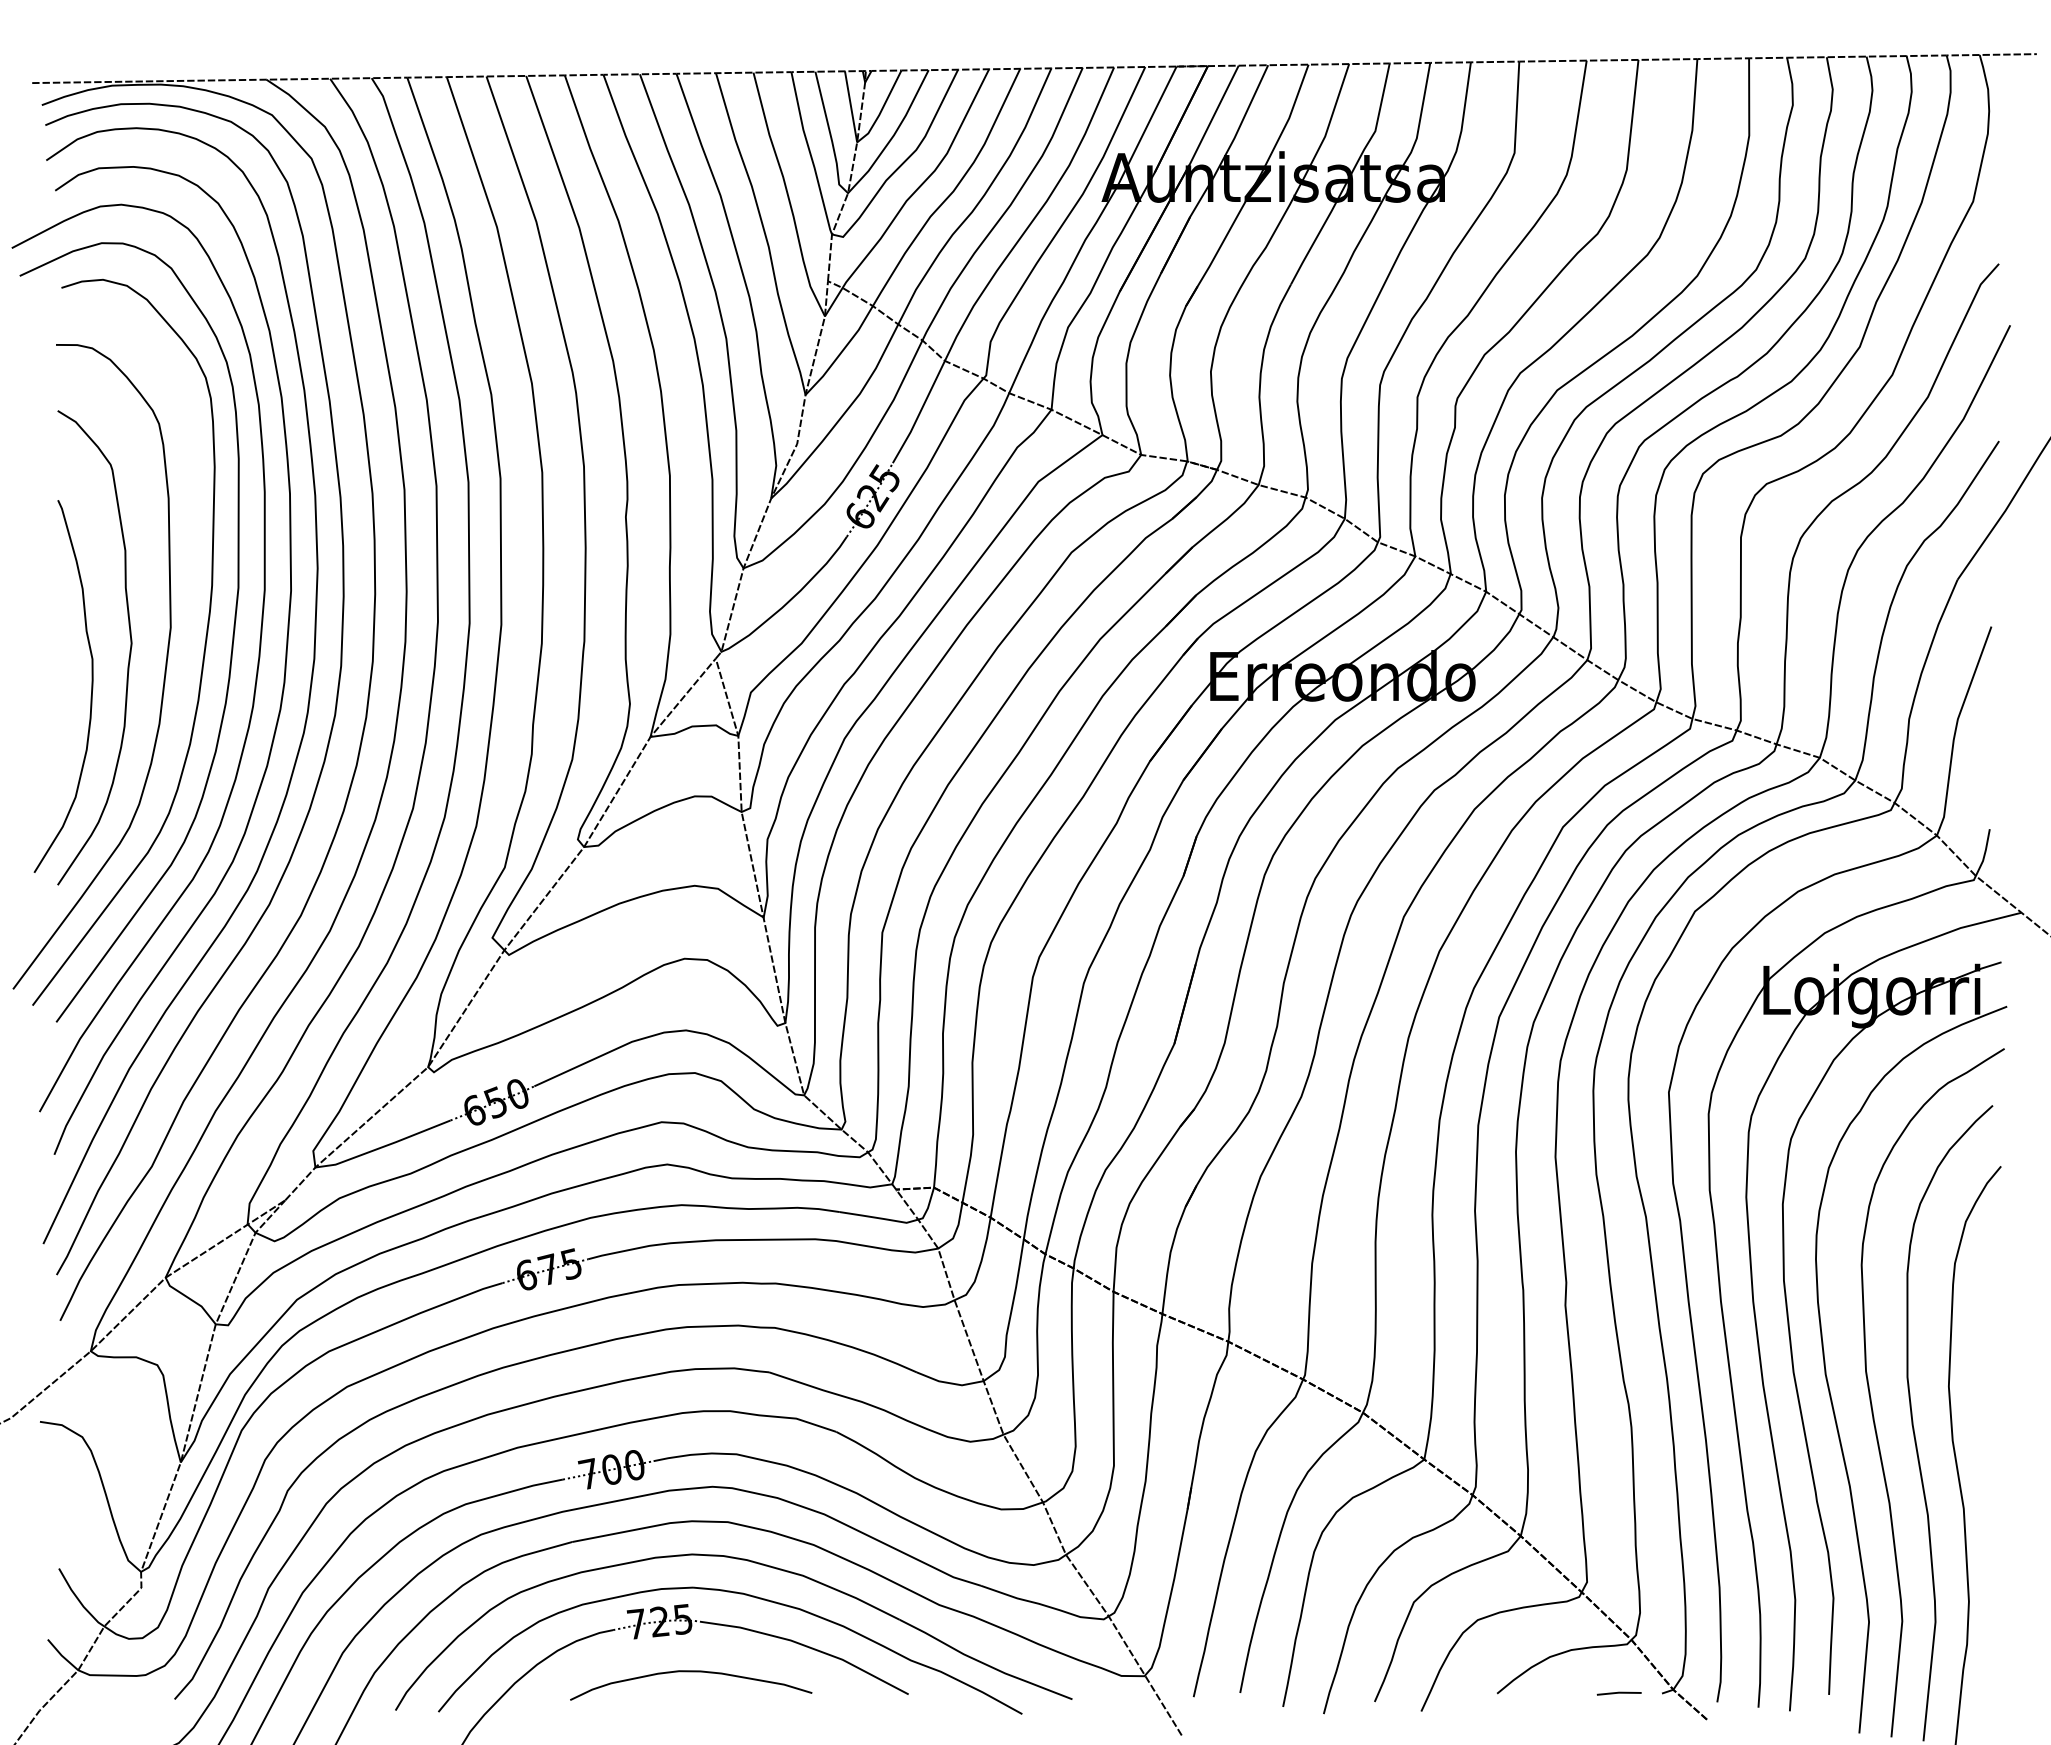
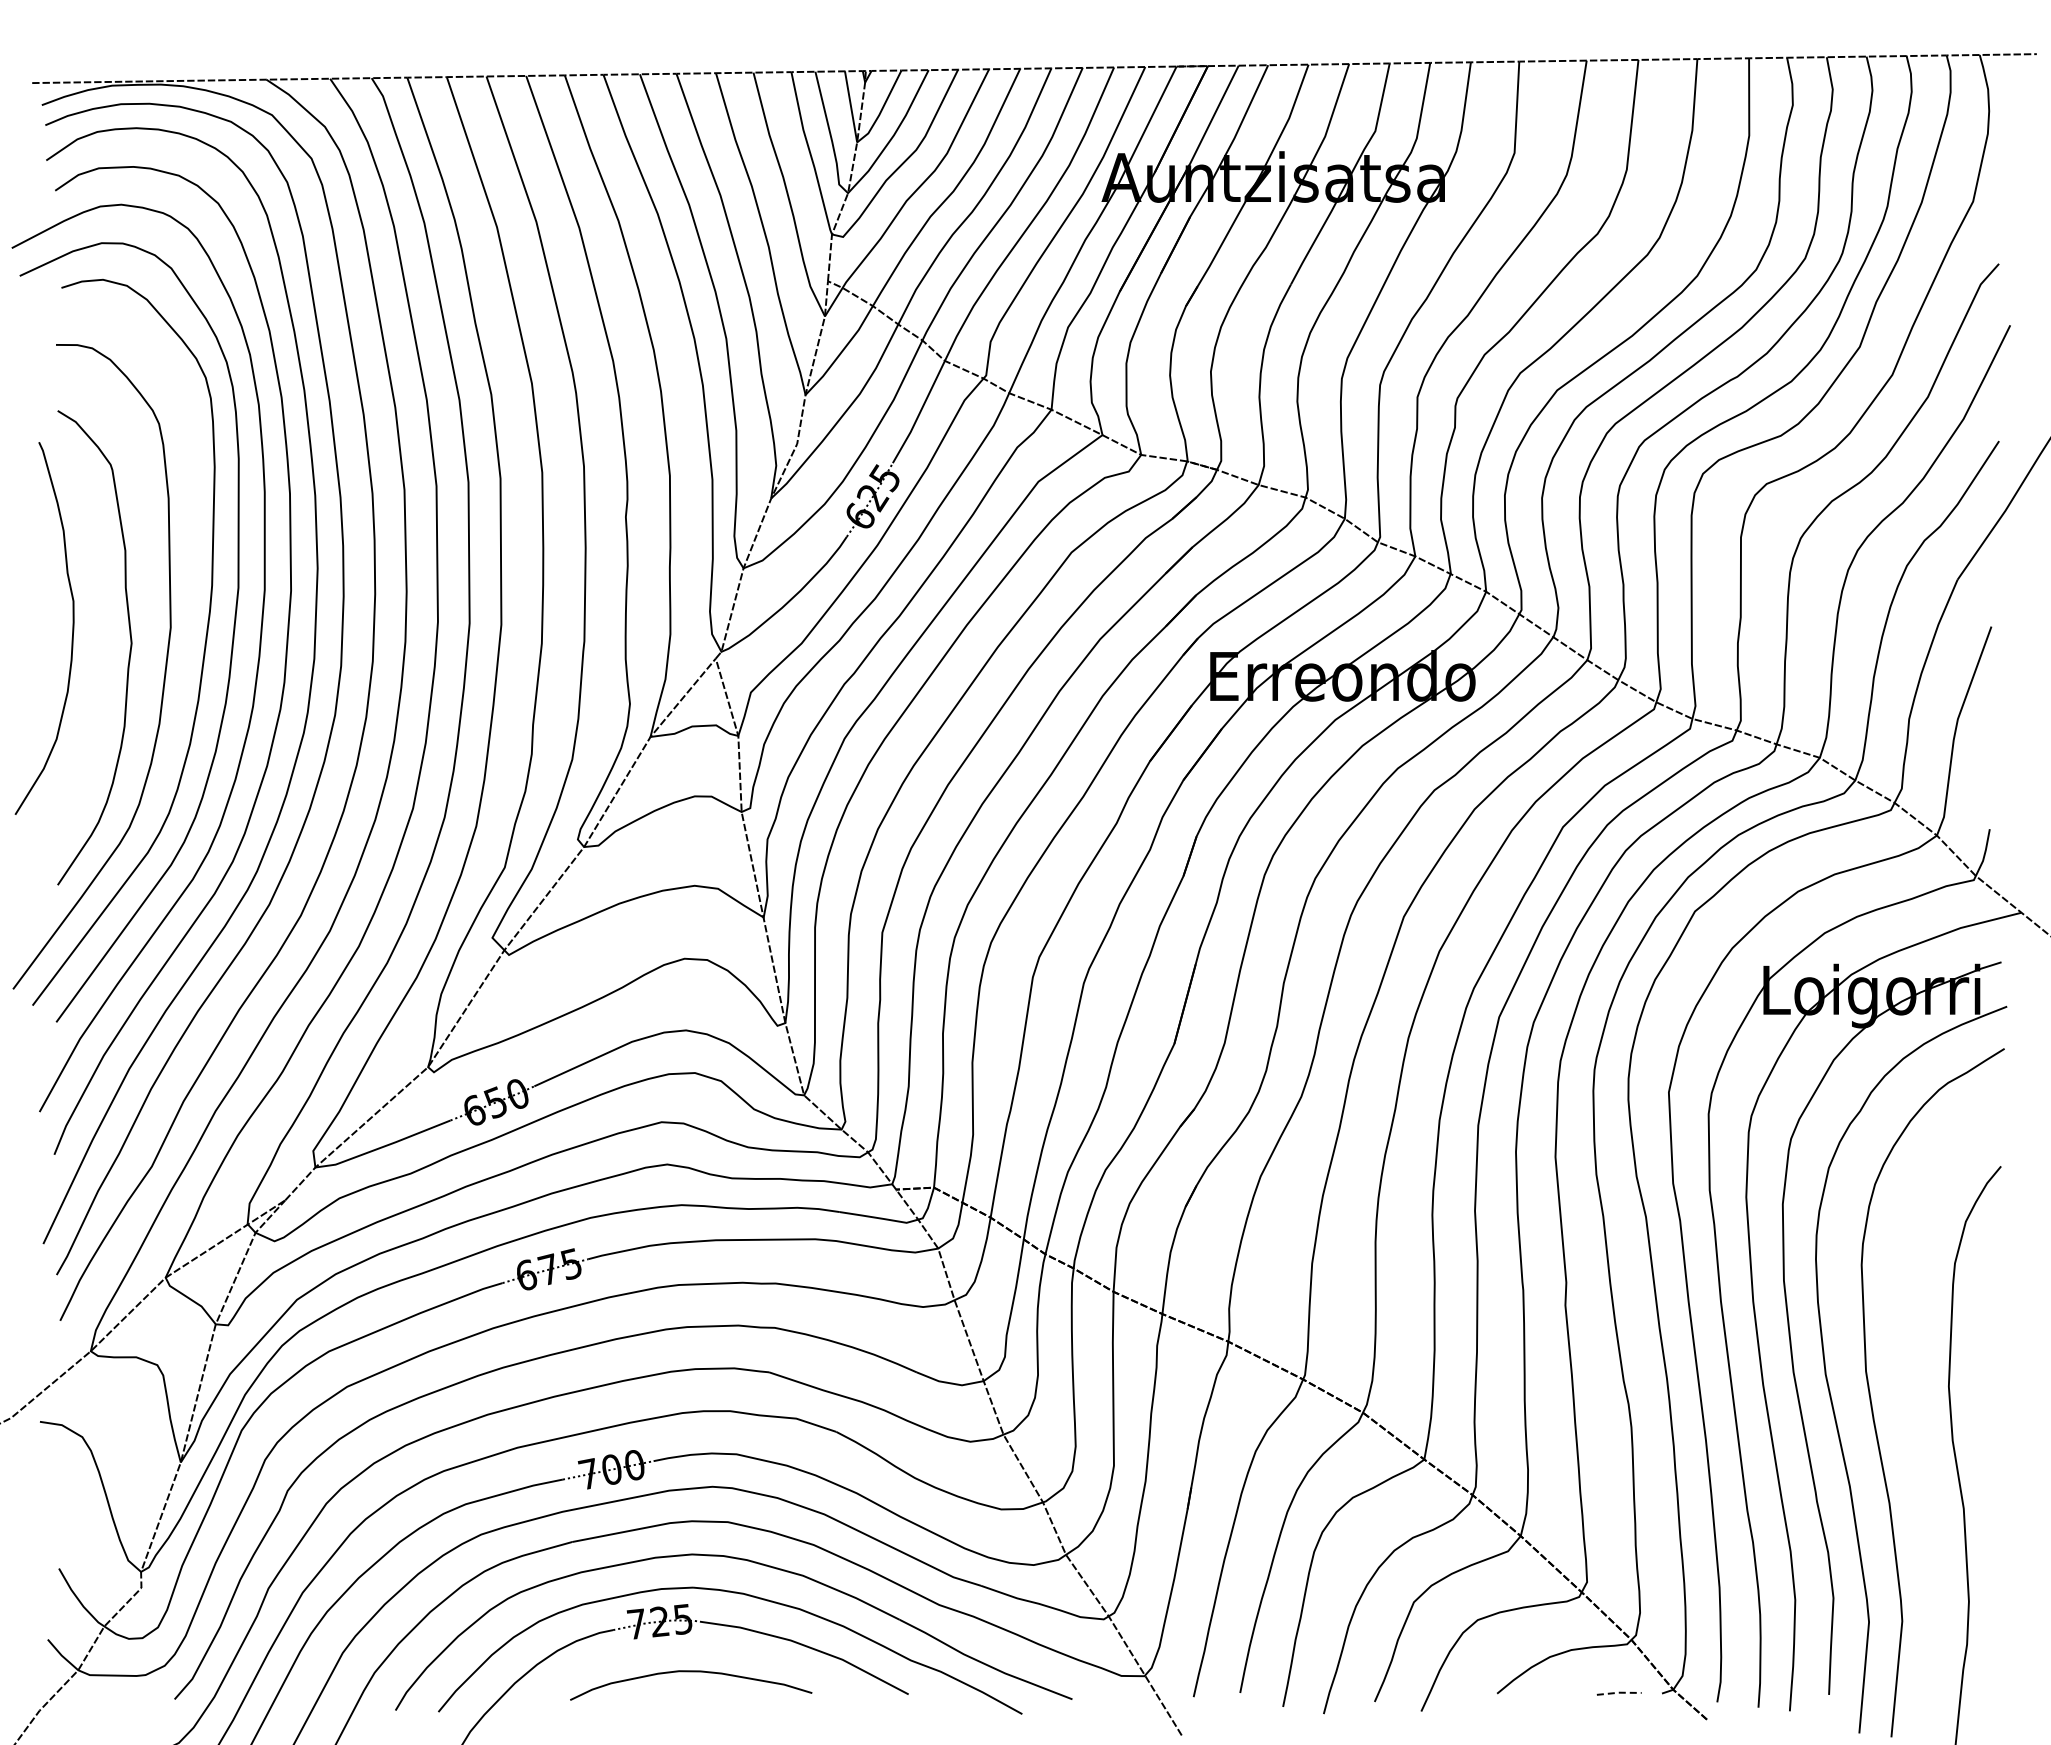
curve position: (91, 686) -> (72, 628) (72, 628)
curve: present -> none (1914, 1428)
line: solid -> dashed (1618, 1692)
